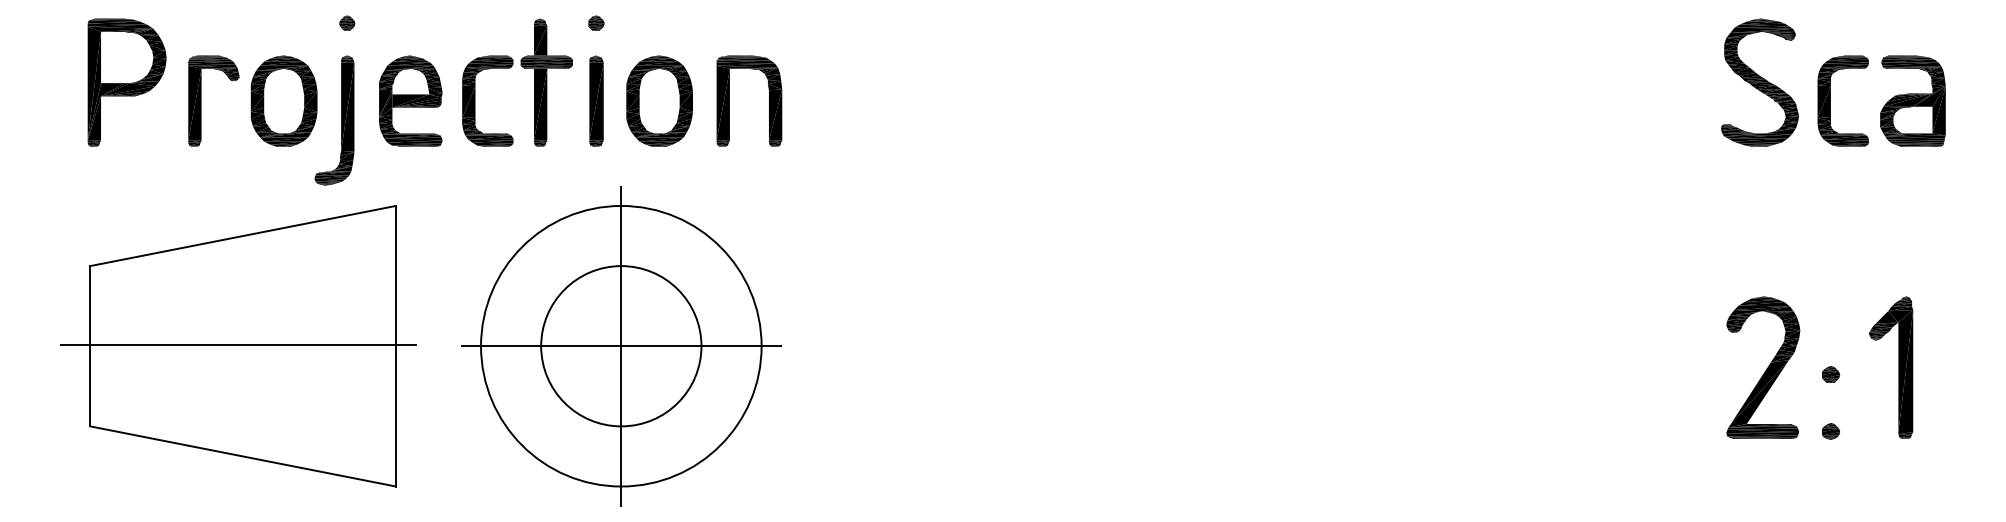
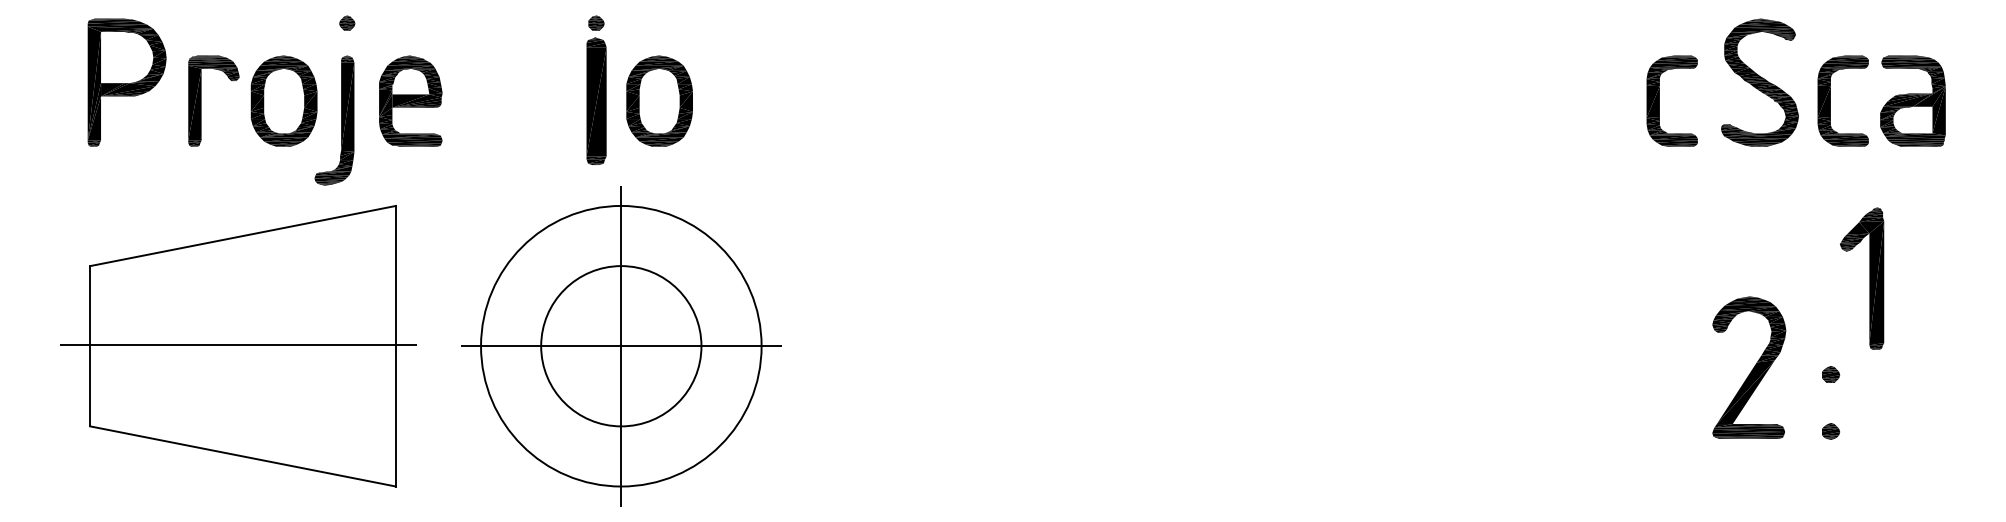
part: present -> none (523, 68)
part size: 15x92 px -> 21x128 px (596, 100)
part: present -> none (729, 100)
part: none -> present (1659, 100)
part position: (1763, 367) -> (1749, 367) (1749, 367)
part position: (1898, 367) -> (1869, 278) (1869, 278)
